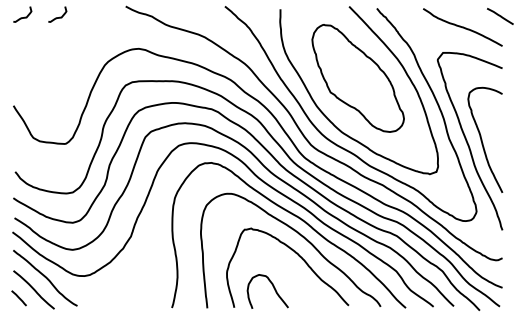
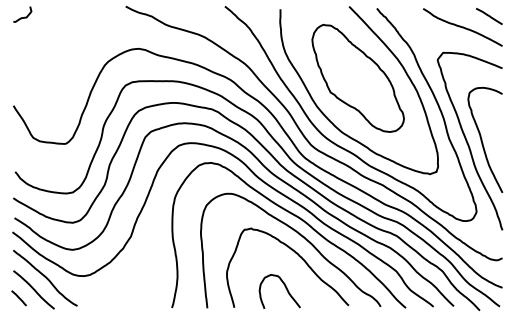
curve: present -> none (59, 16)
line position: (500, 16) -> (489, 16) (489, 16)
curve position: (273, 288) -> (285, 288) (285, 288)
